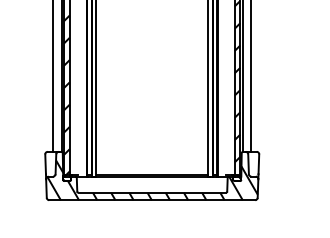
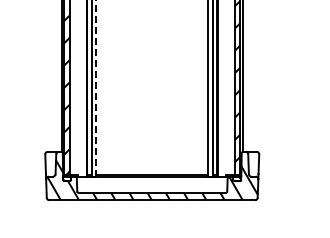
line: present -> none (53, 76)
line: present -> none (251, 76)
line: solid -> dashed (96, 88)
